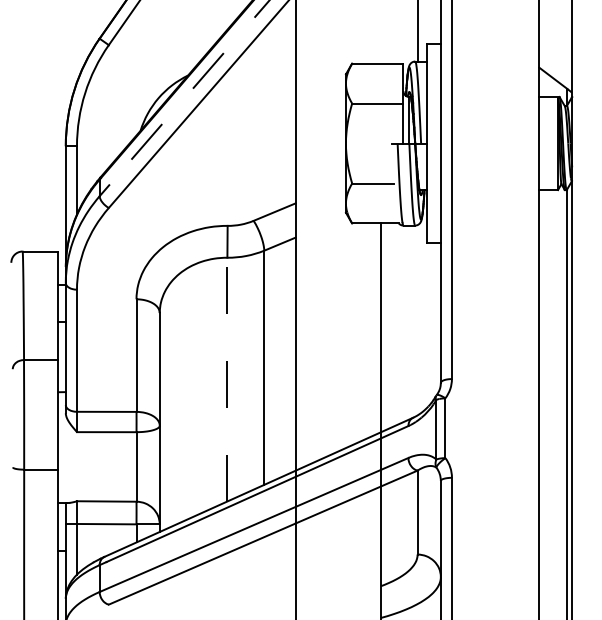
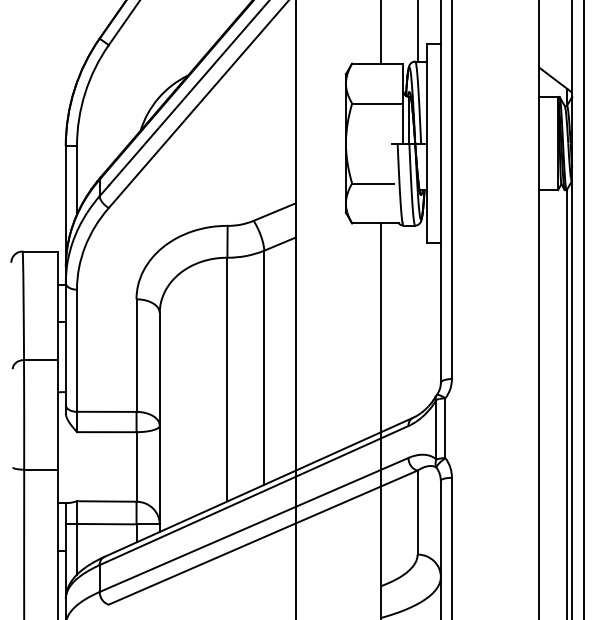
line: none -> present (380, 32)
line: dashed -> solid (189, 93)
line: none -> present (583, 309)
line: dashed -> solid (227, 379)
